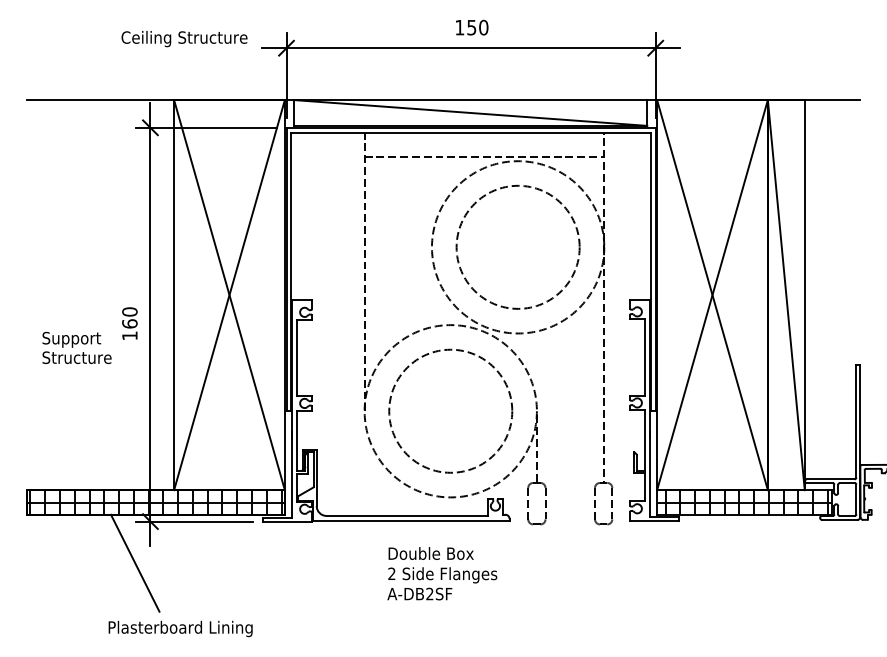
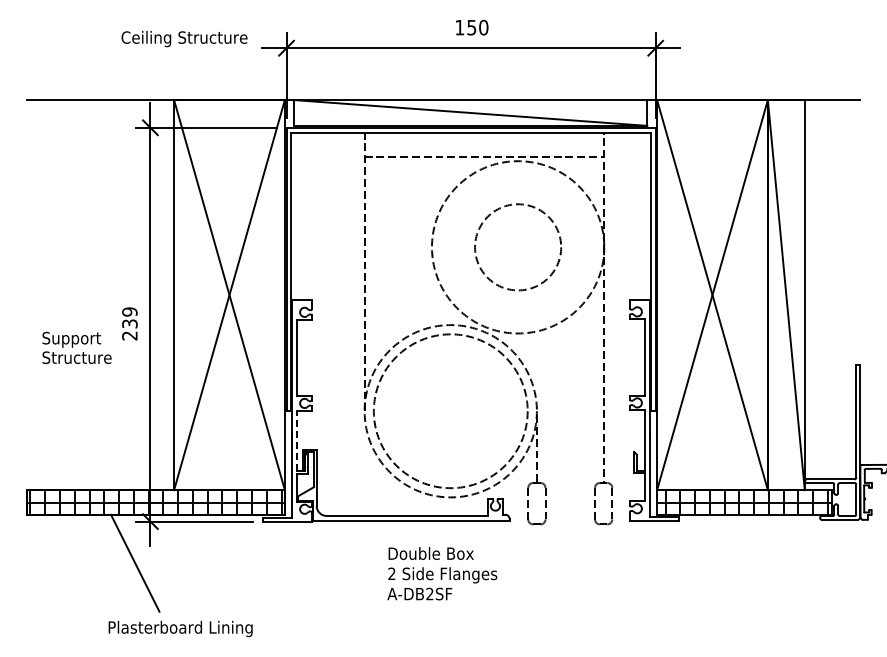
circle diameter: 123 px -> 86 px (518, 247)
text: 160 -> 239 (129, 323)
circle diameter: 123 px -> 154 px (450, 411)
line: solid -> dashed (297, 440)
